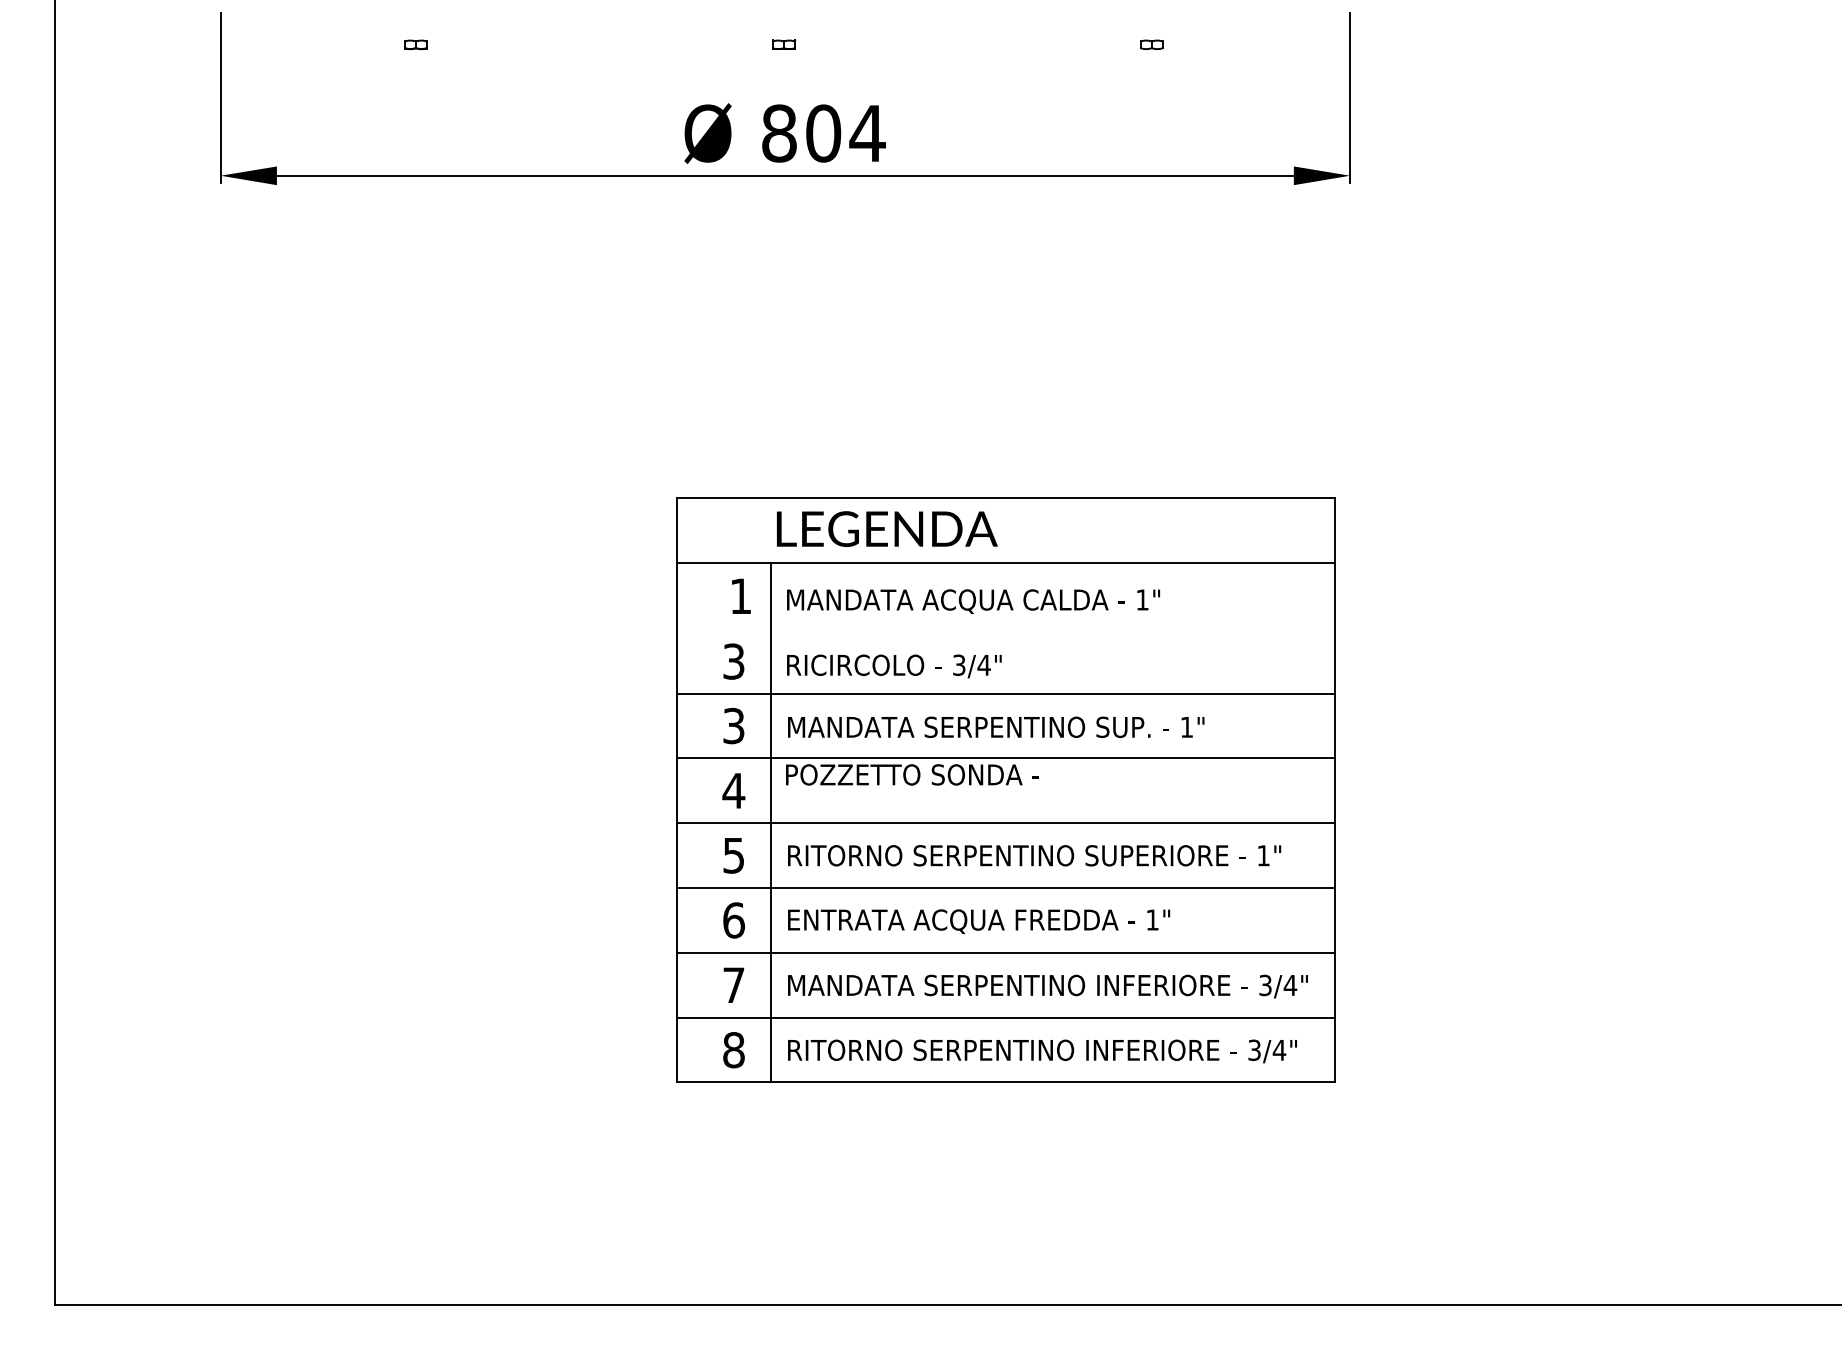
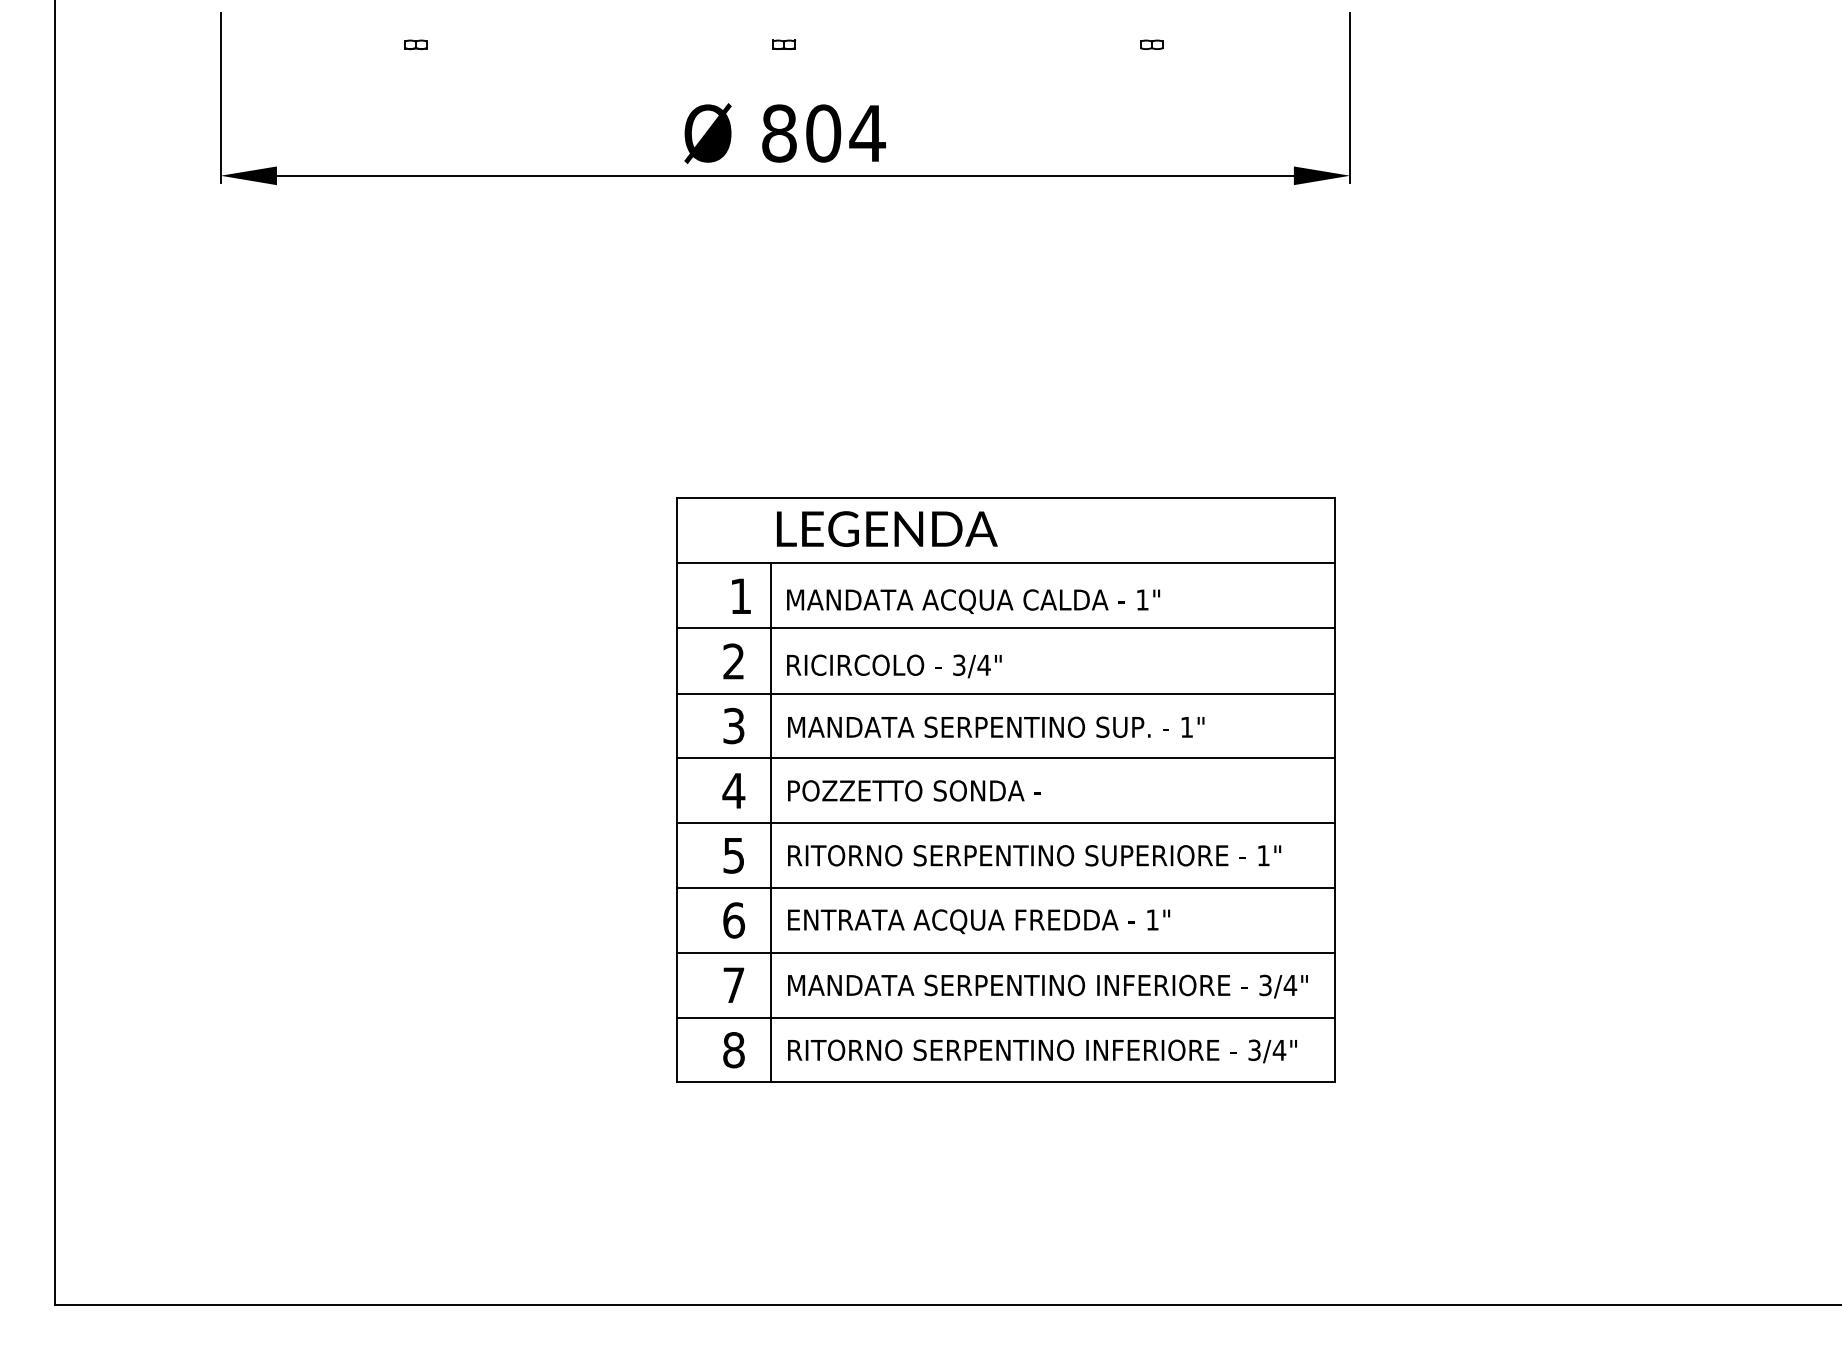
line: none -> present (1005, 628)
text: 3 -> 2 (733, 661)
text position: (912, 774) -> (914, 790) (914, 790)
